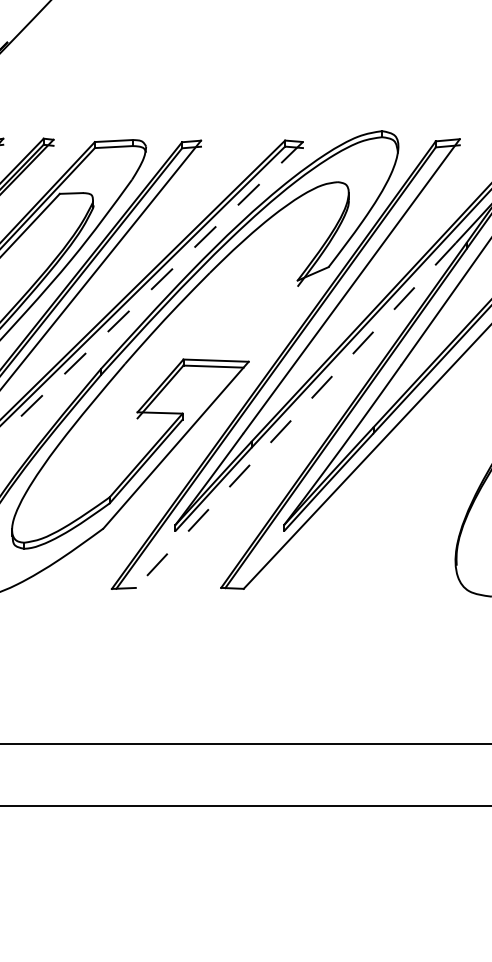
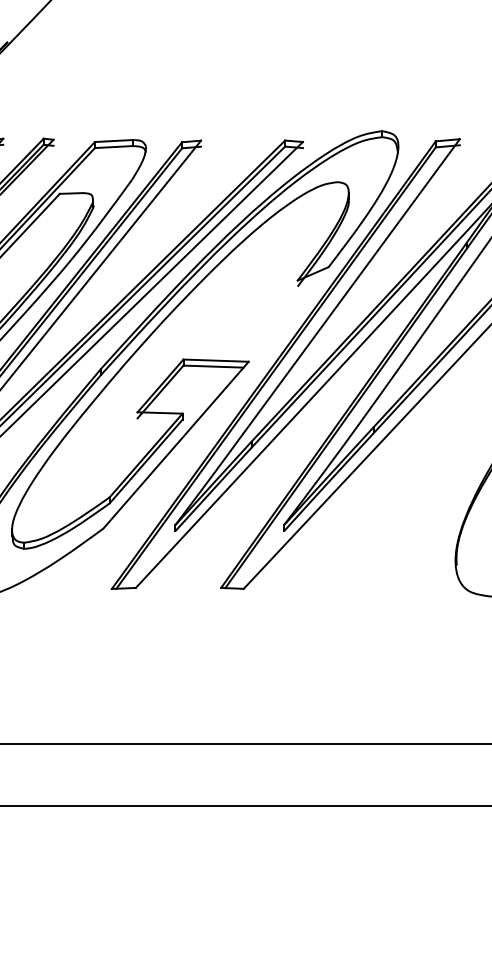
line: dashed -> solid (151, 289)
line: dashed -> solid (295, 415)
